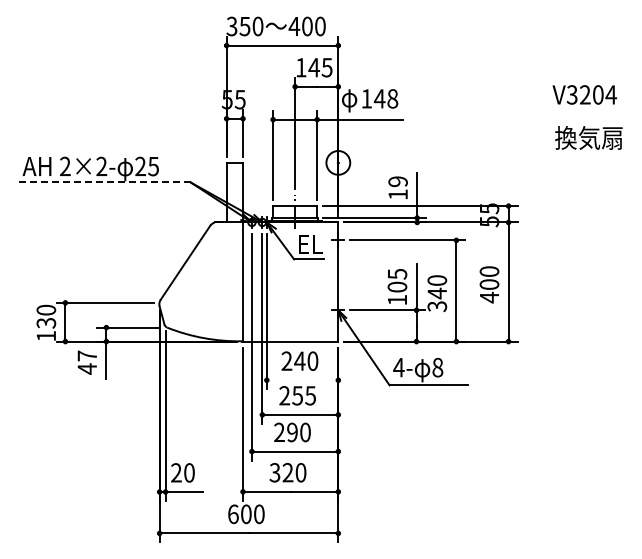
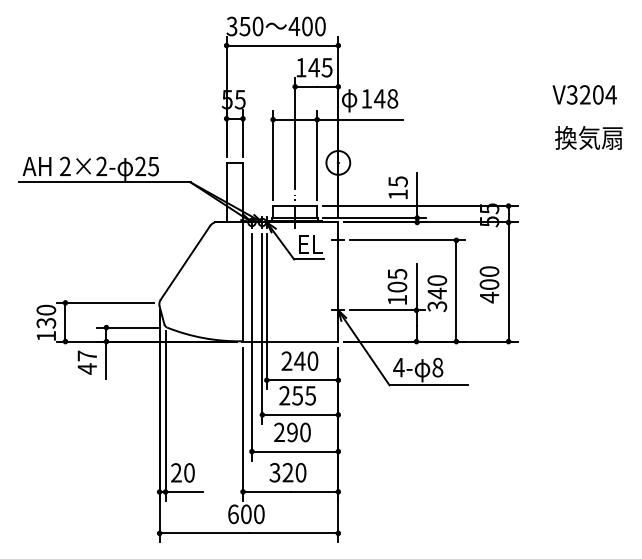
text: 19 -> 15 (397, 181)
line: dashed -> solid (105, 182)
line: none -> present (302, 380)
